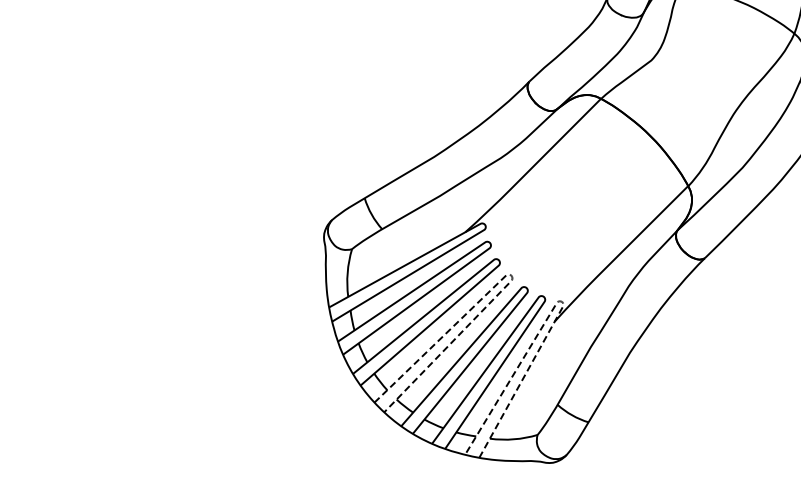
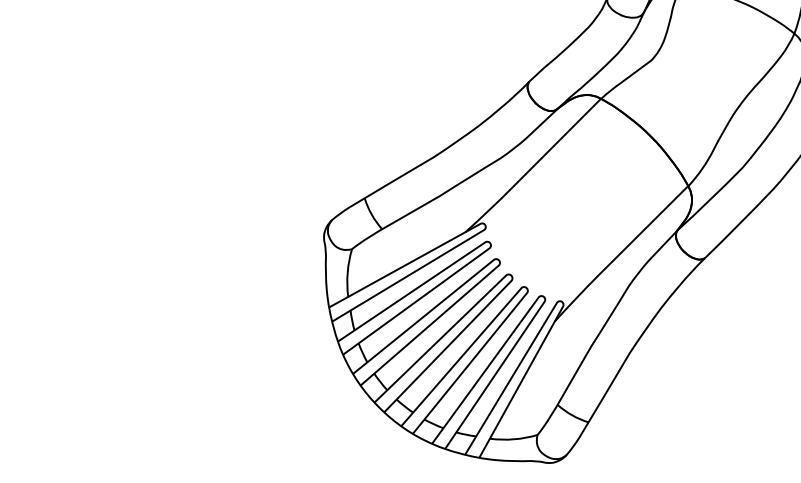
line: dashed -> solid (511, 275)
line: dashed -> solid (560, 301)
